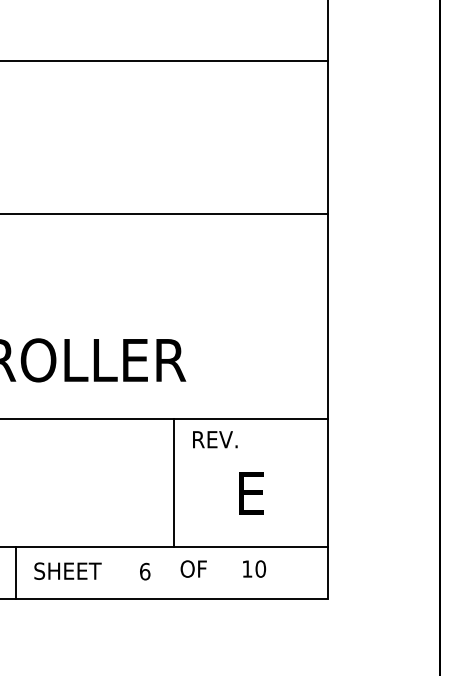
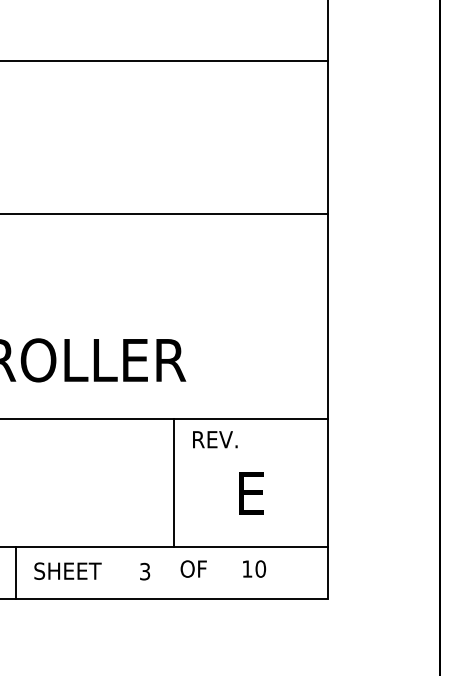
text: 6 -> 3 (145, 571)
